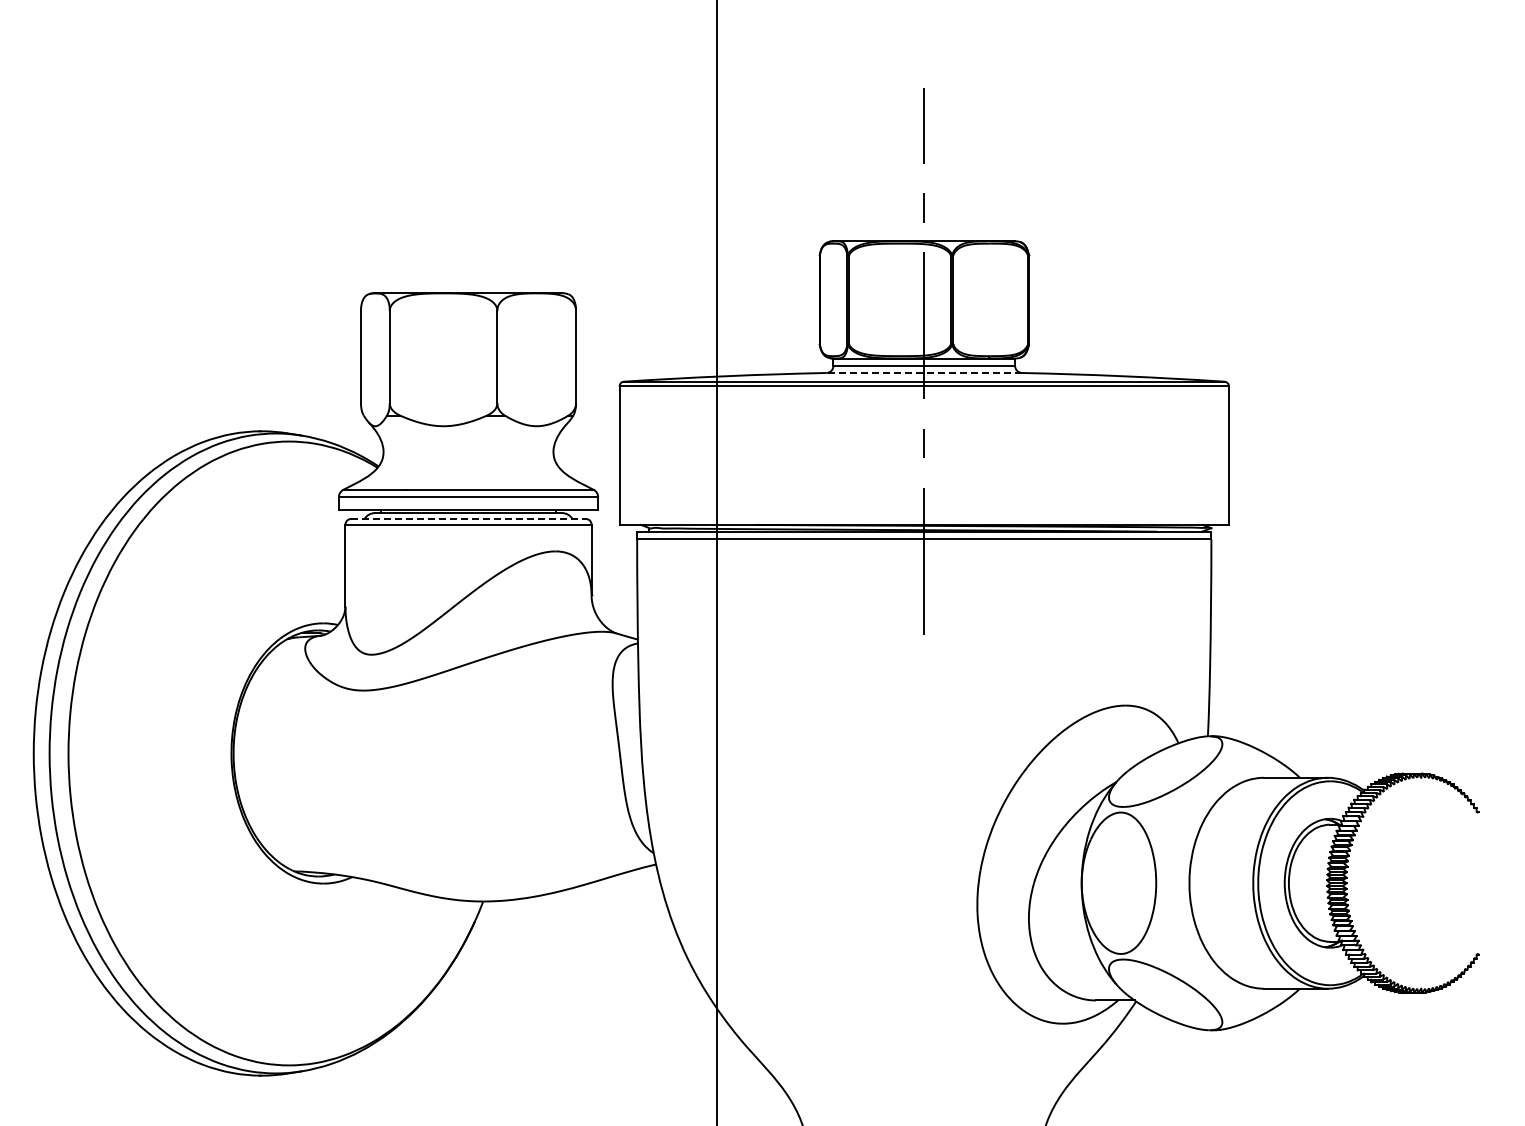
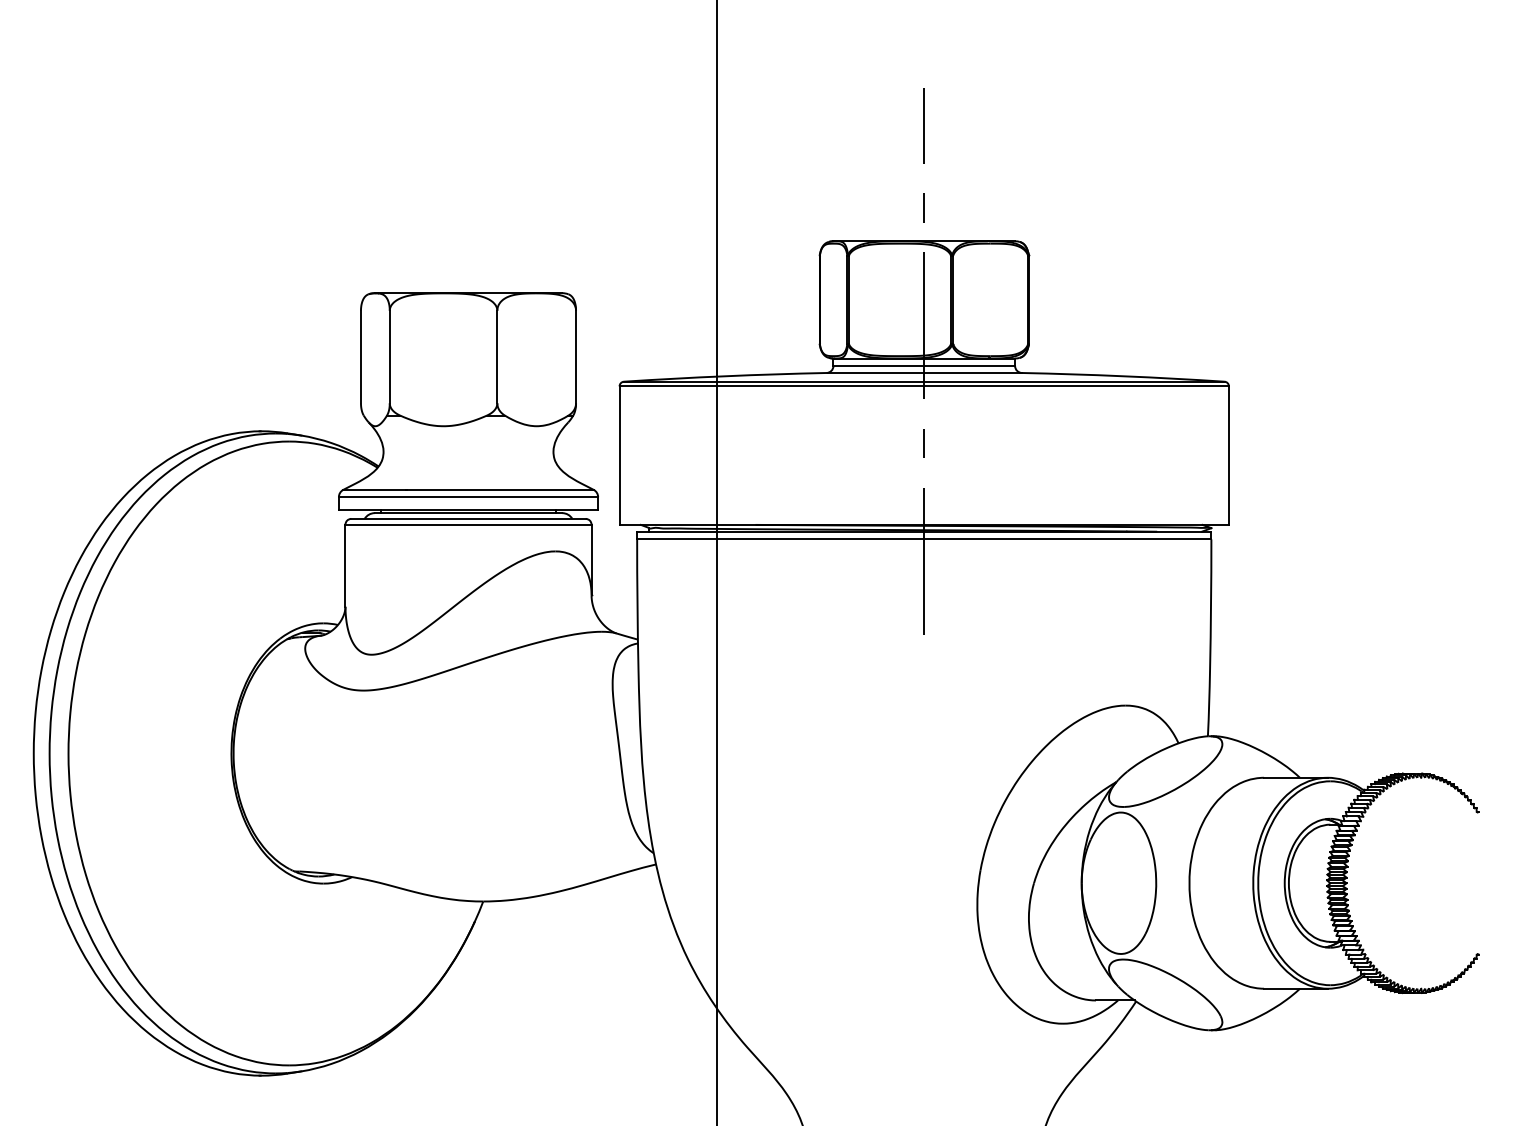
line: dashed -> solid (924, 373)
line: dashed -> solid (469, 518)
